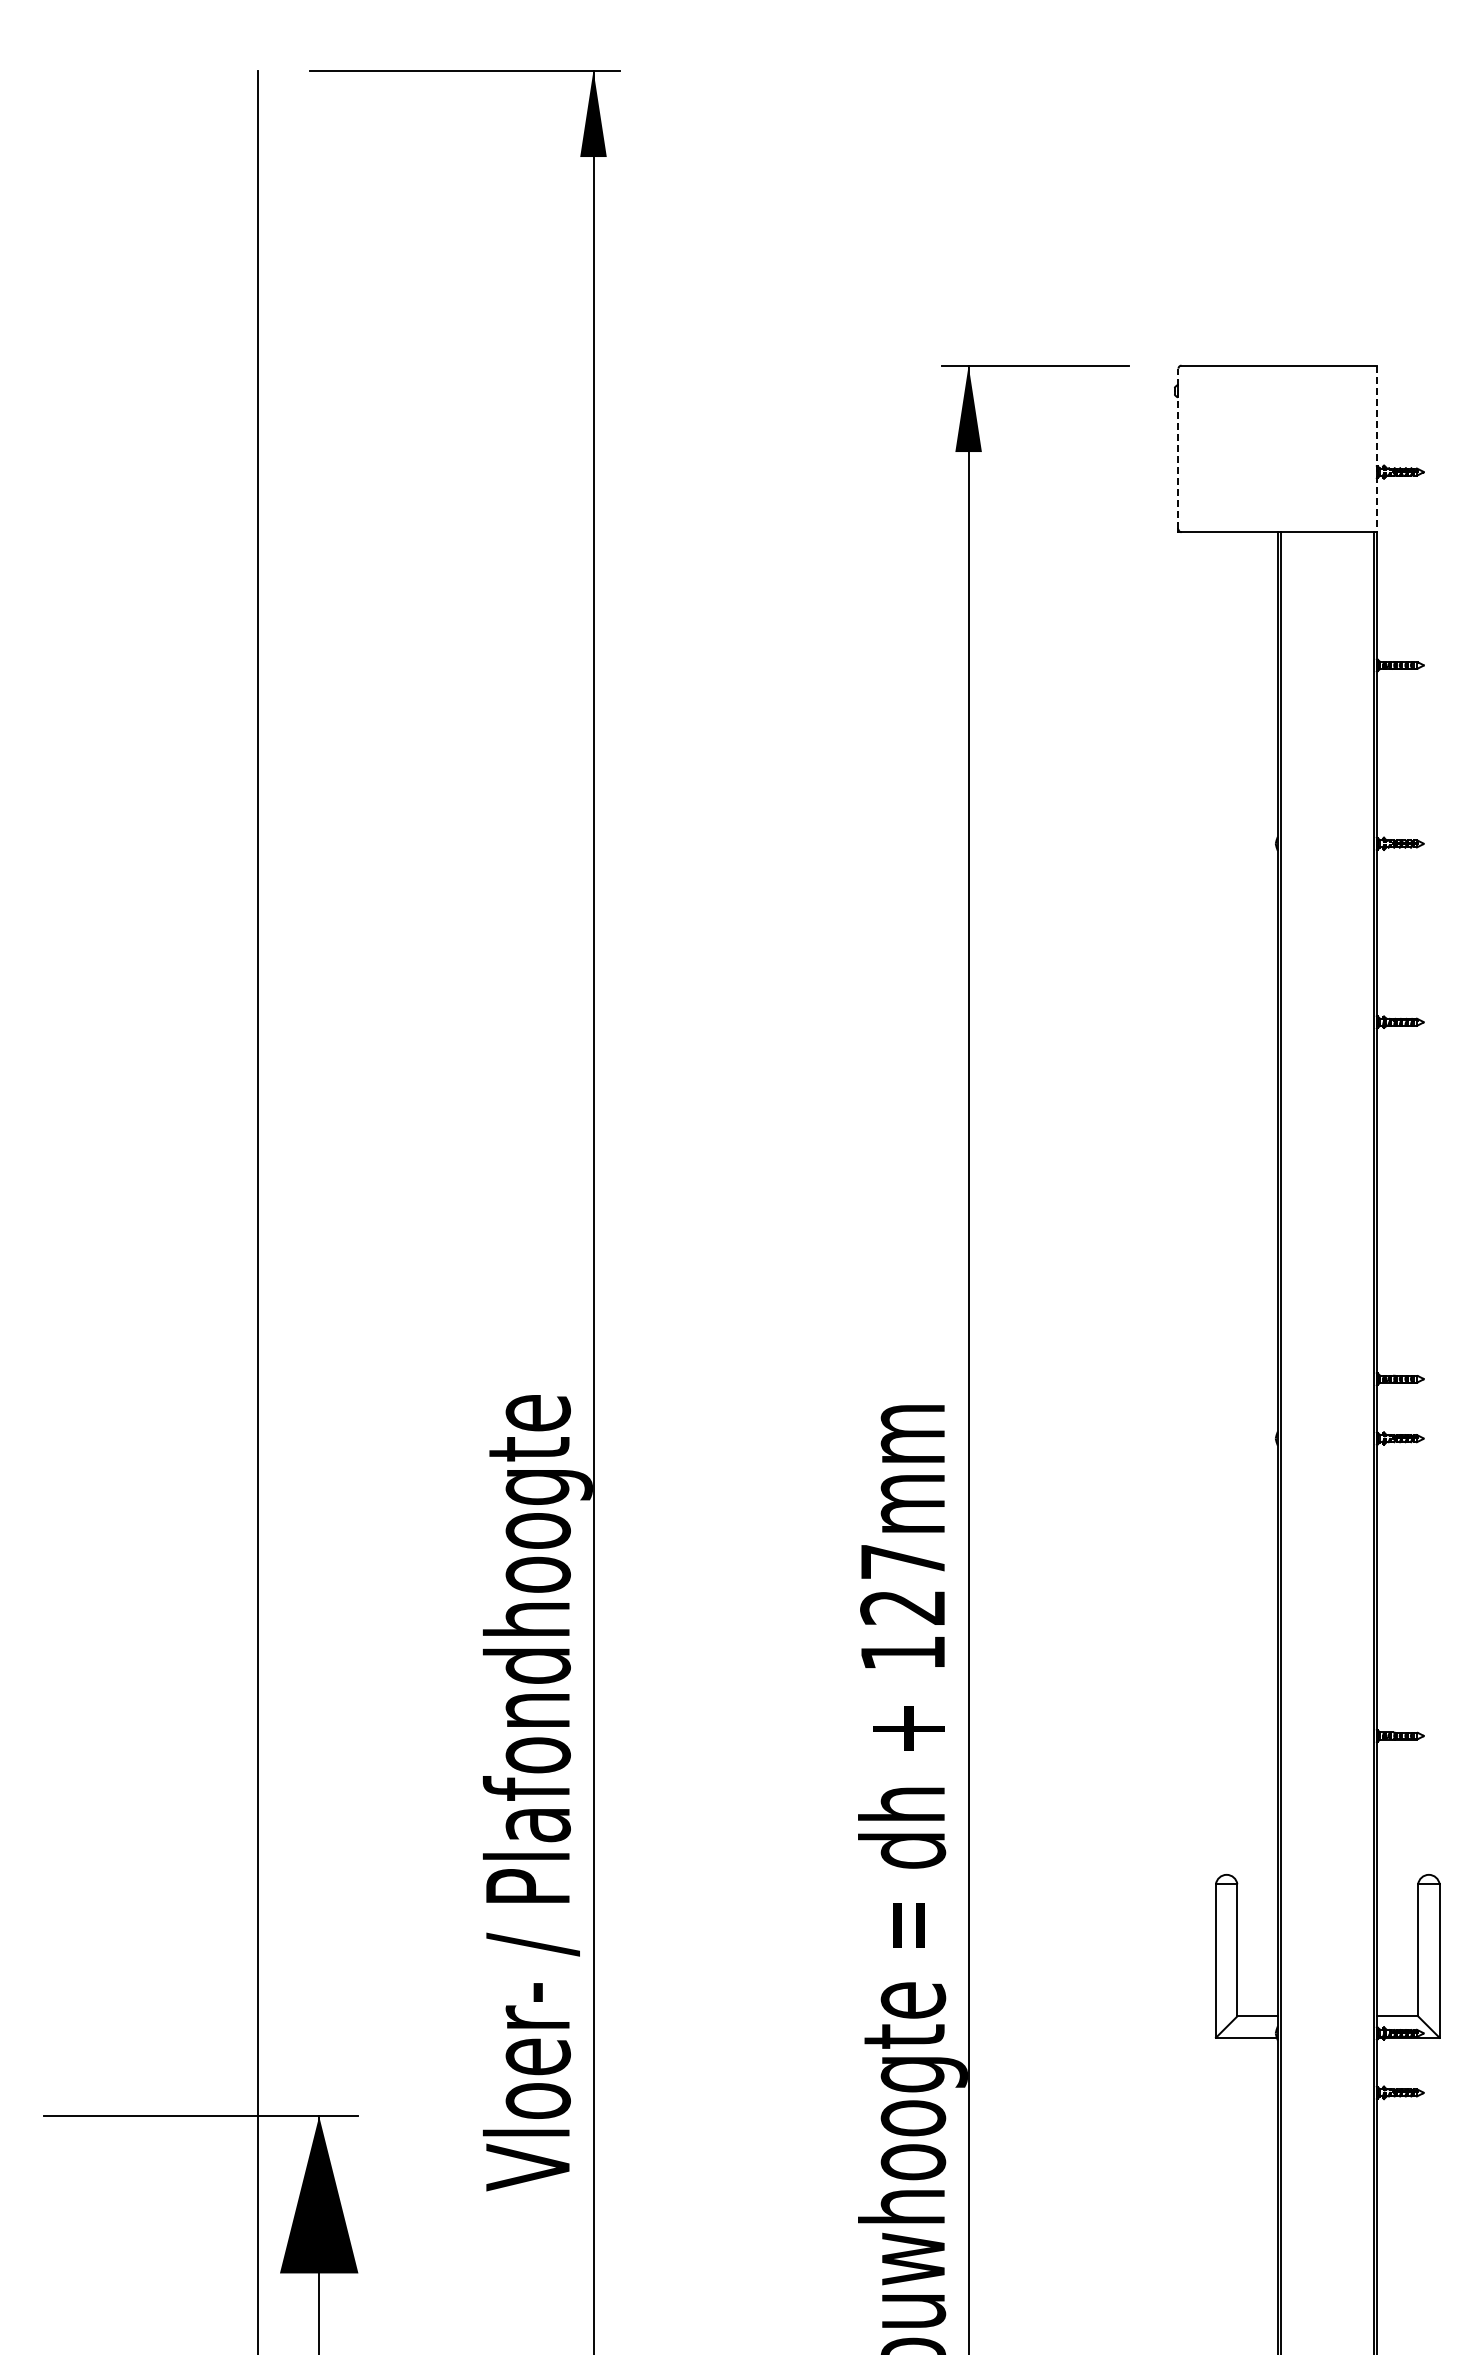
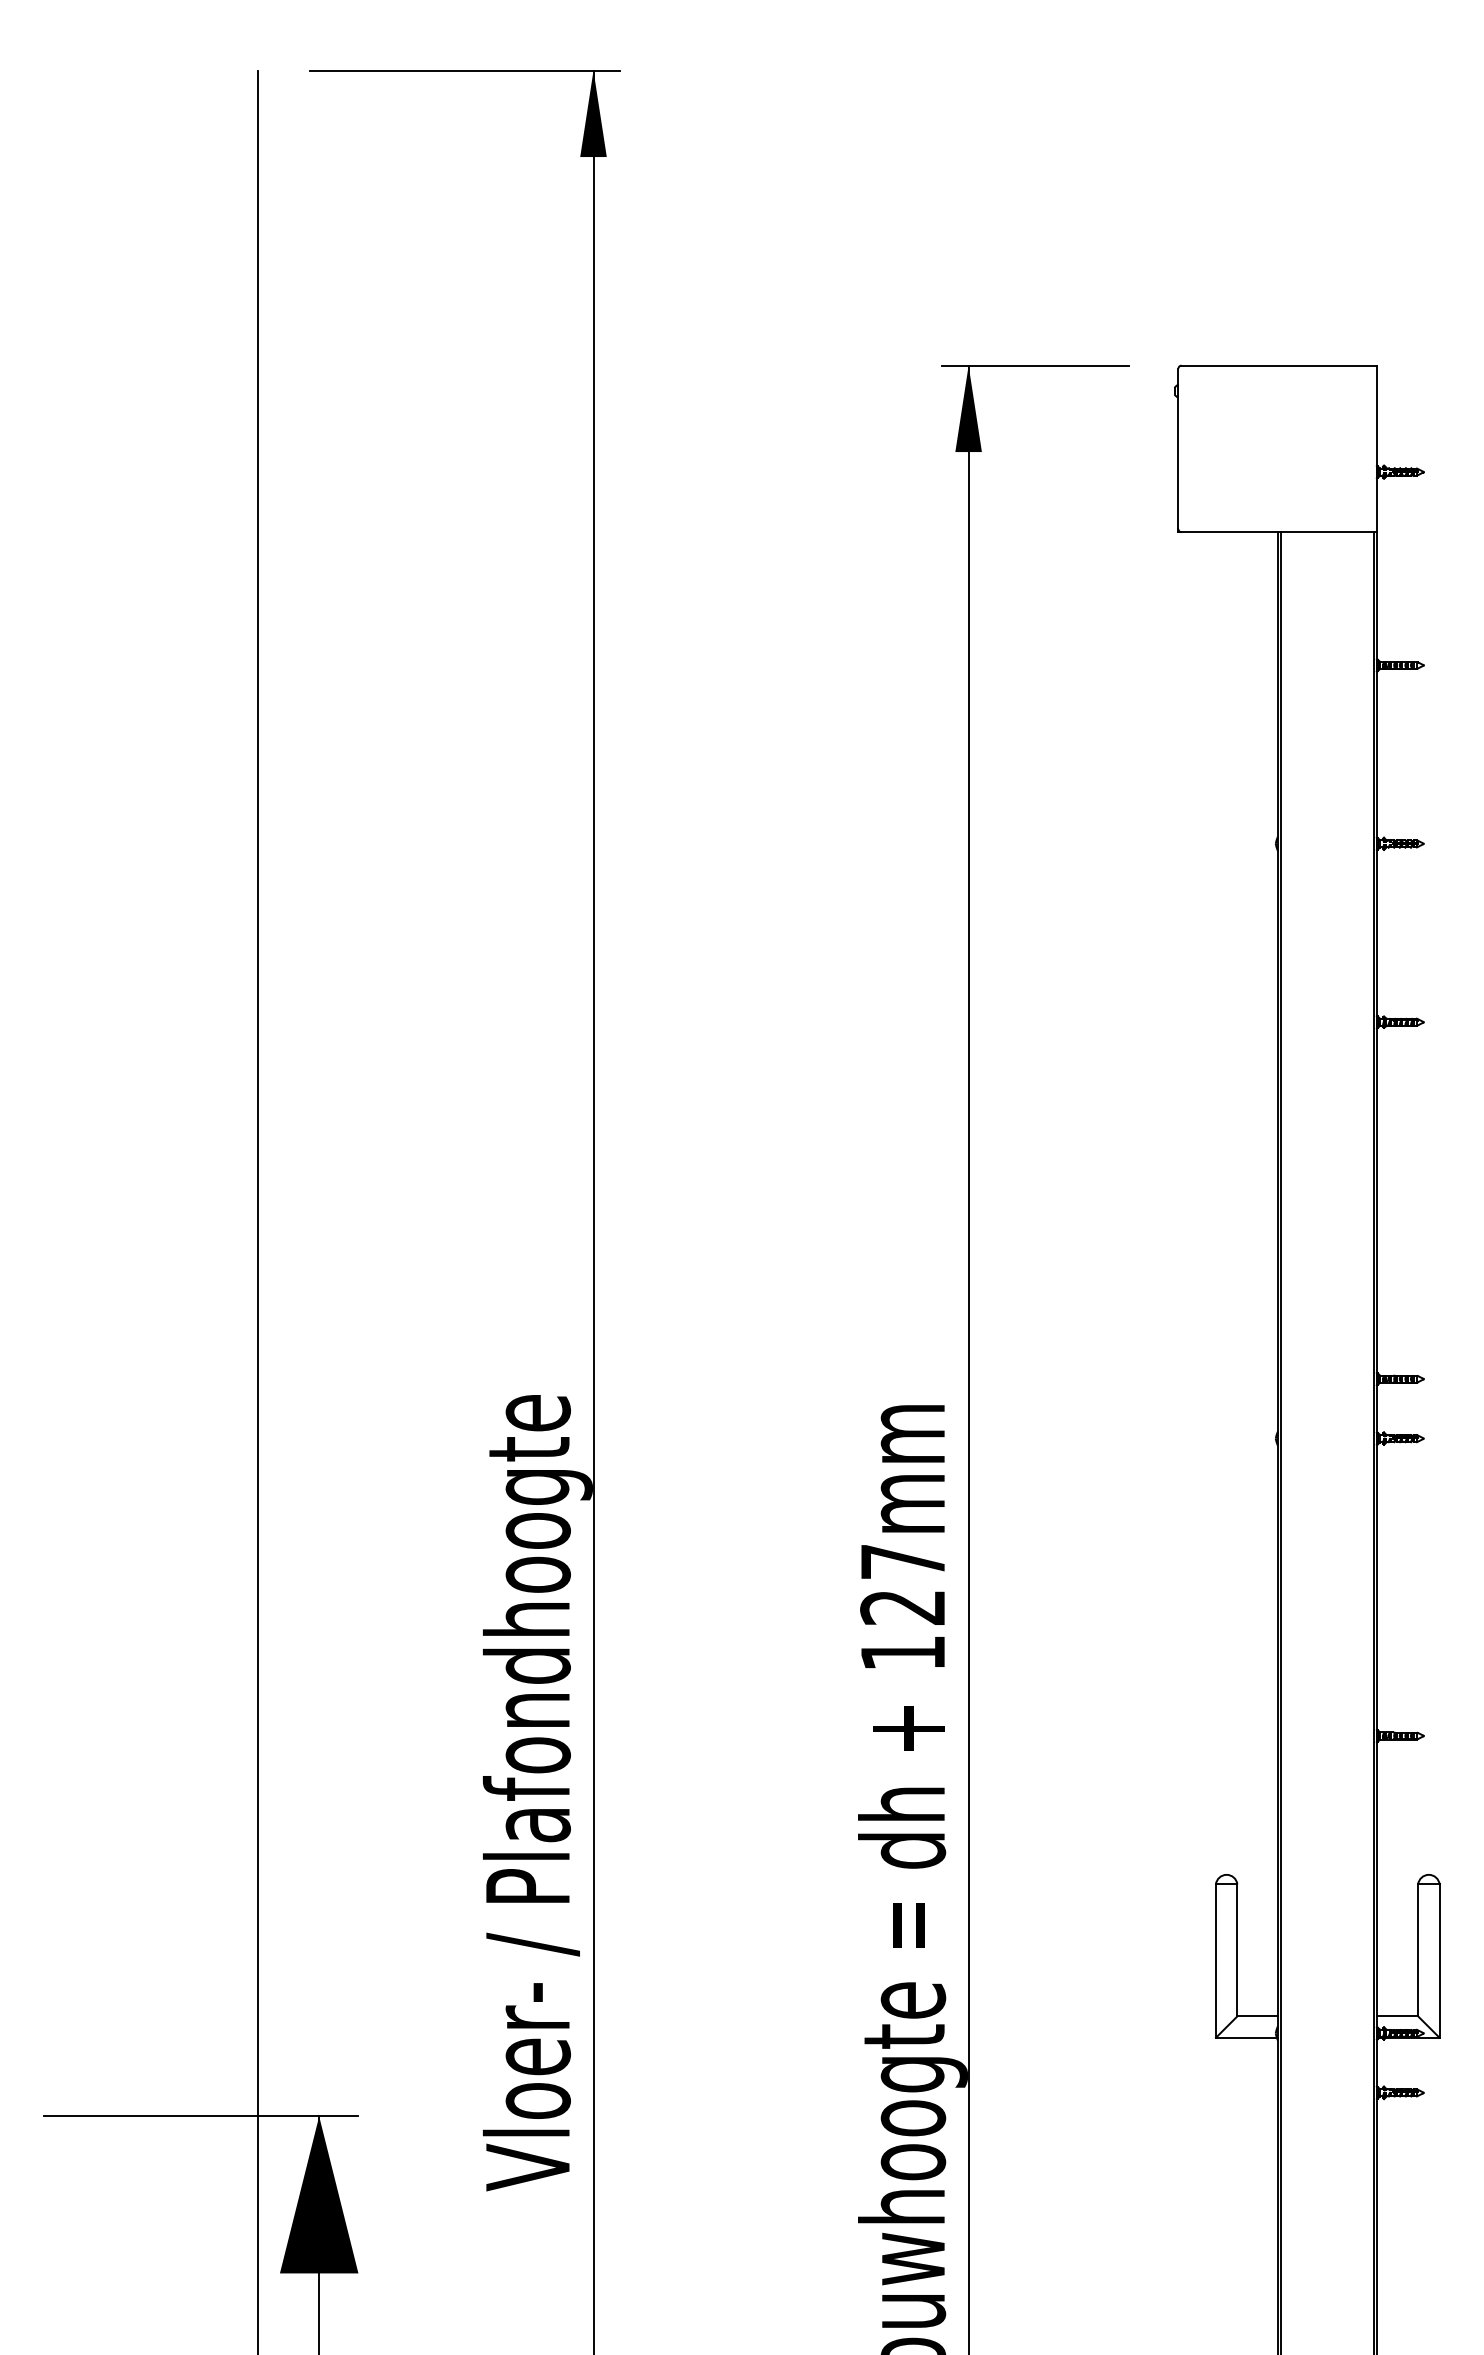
line: dashed -> solid (1178, 448)
line: dashed -> solid (1376, 449)
